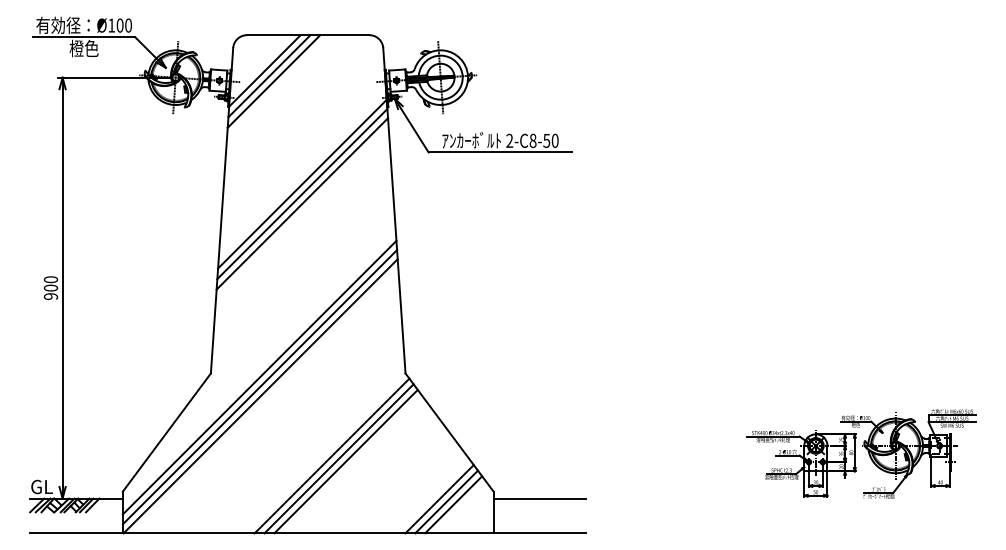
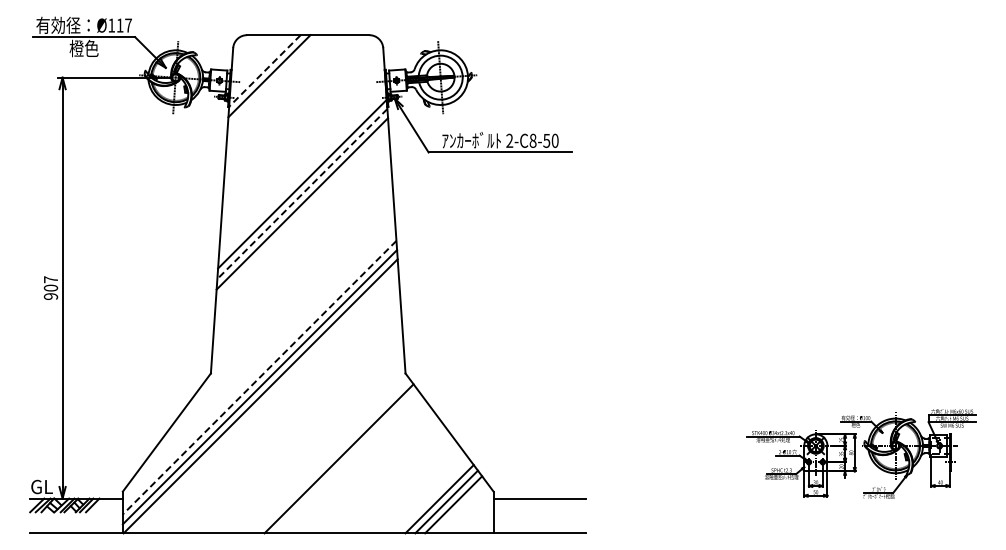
text: Ø100 -> Ø117 (123, 25)
line: solid -> dashed (264, 70)
line: present -> none (273, 81)
line: solid -> dashed (302, 194)
text: 900 -> 907 (50, 279)
line: solid -> dashed (259, 378)
line: present -> none (331, 455)
line: present -> none (345, 461)
